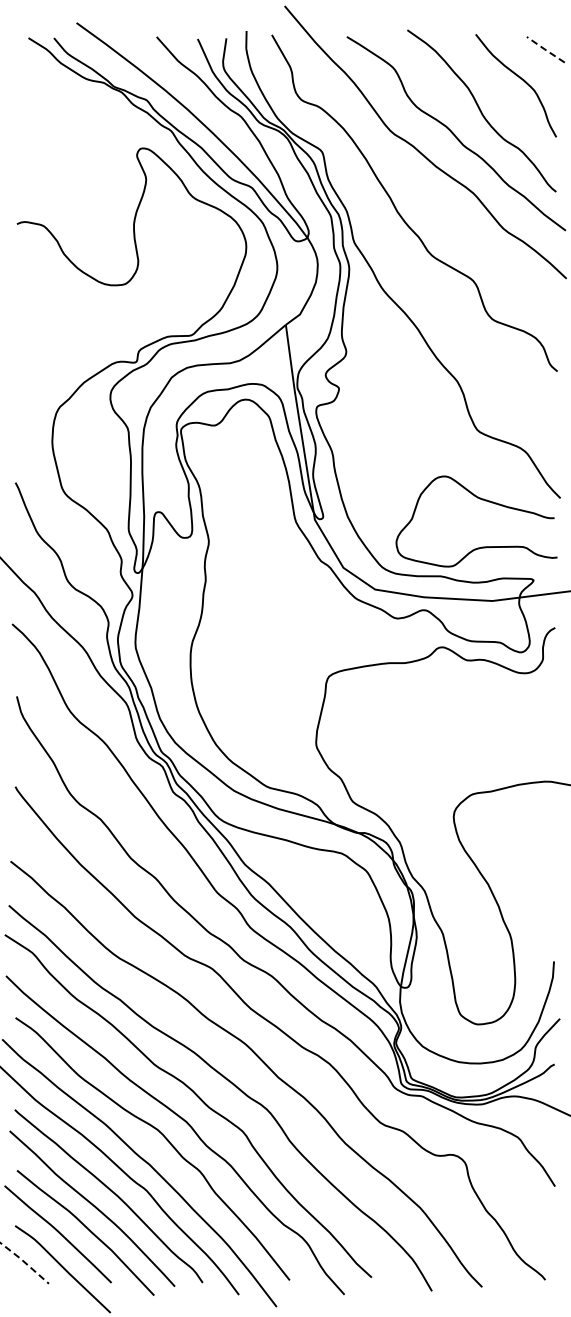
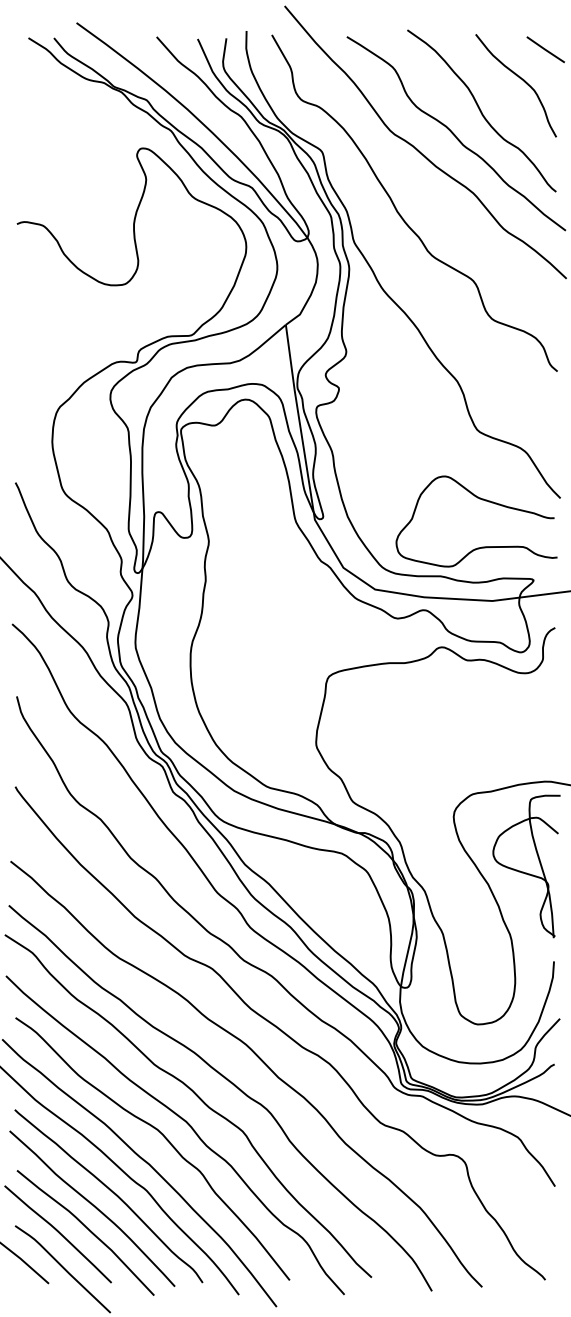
line: dashed -> solid (545, 49)
part: none -> present (526, 866)
line: dashed -> solid (24, 1262)
